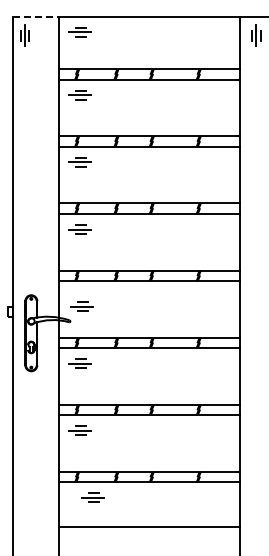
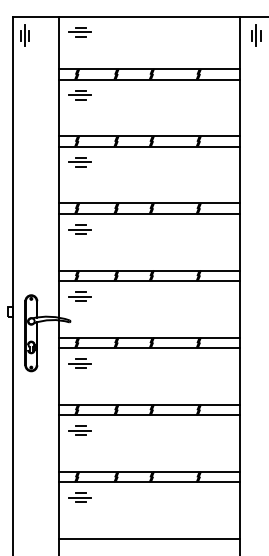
line: dashed -> solid (35, 16)
part position: (81, 306) -> (79, 296) (79, 296)
part position: (92, 497) -> (79, 497) (79, 497)
line position: (149, 526) -> (149, 538) (149, 538)
